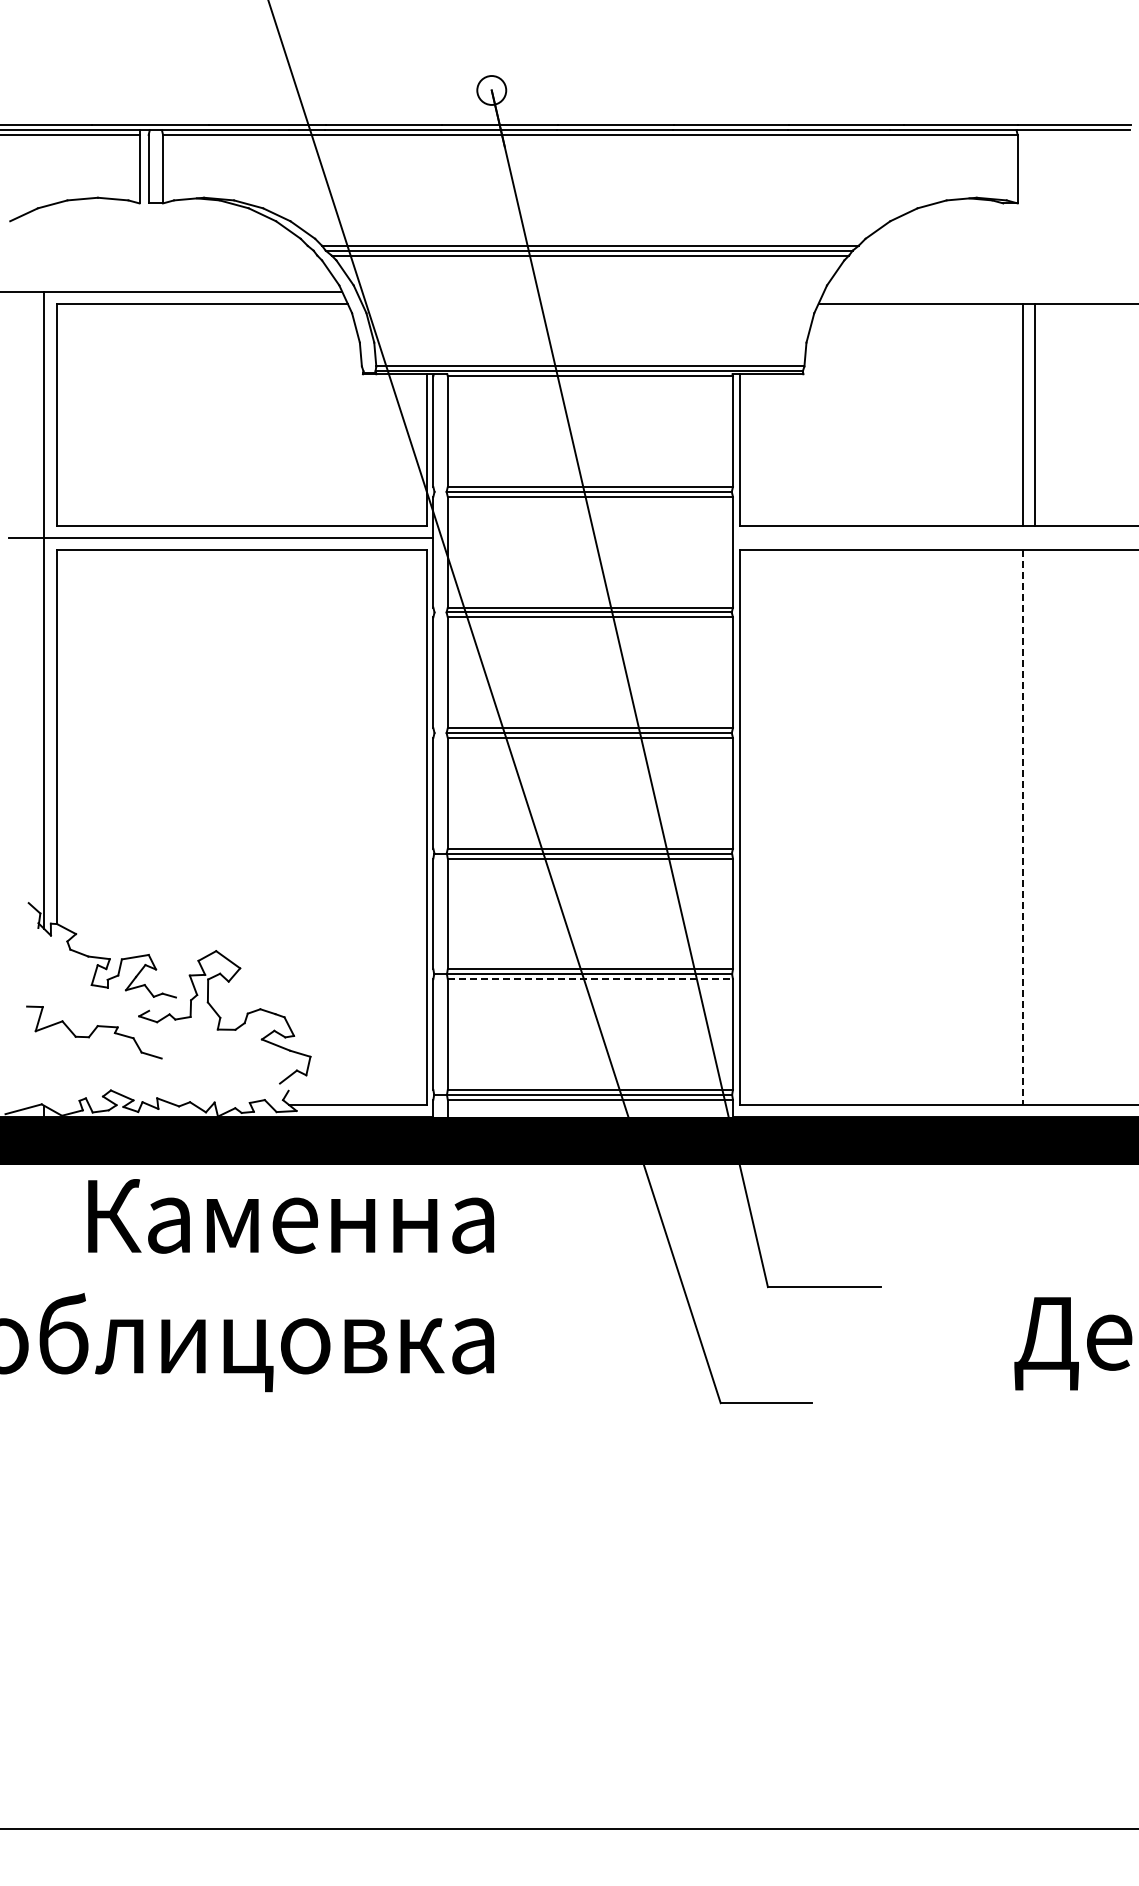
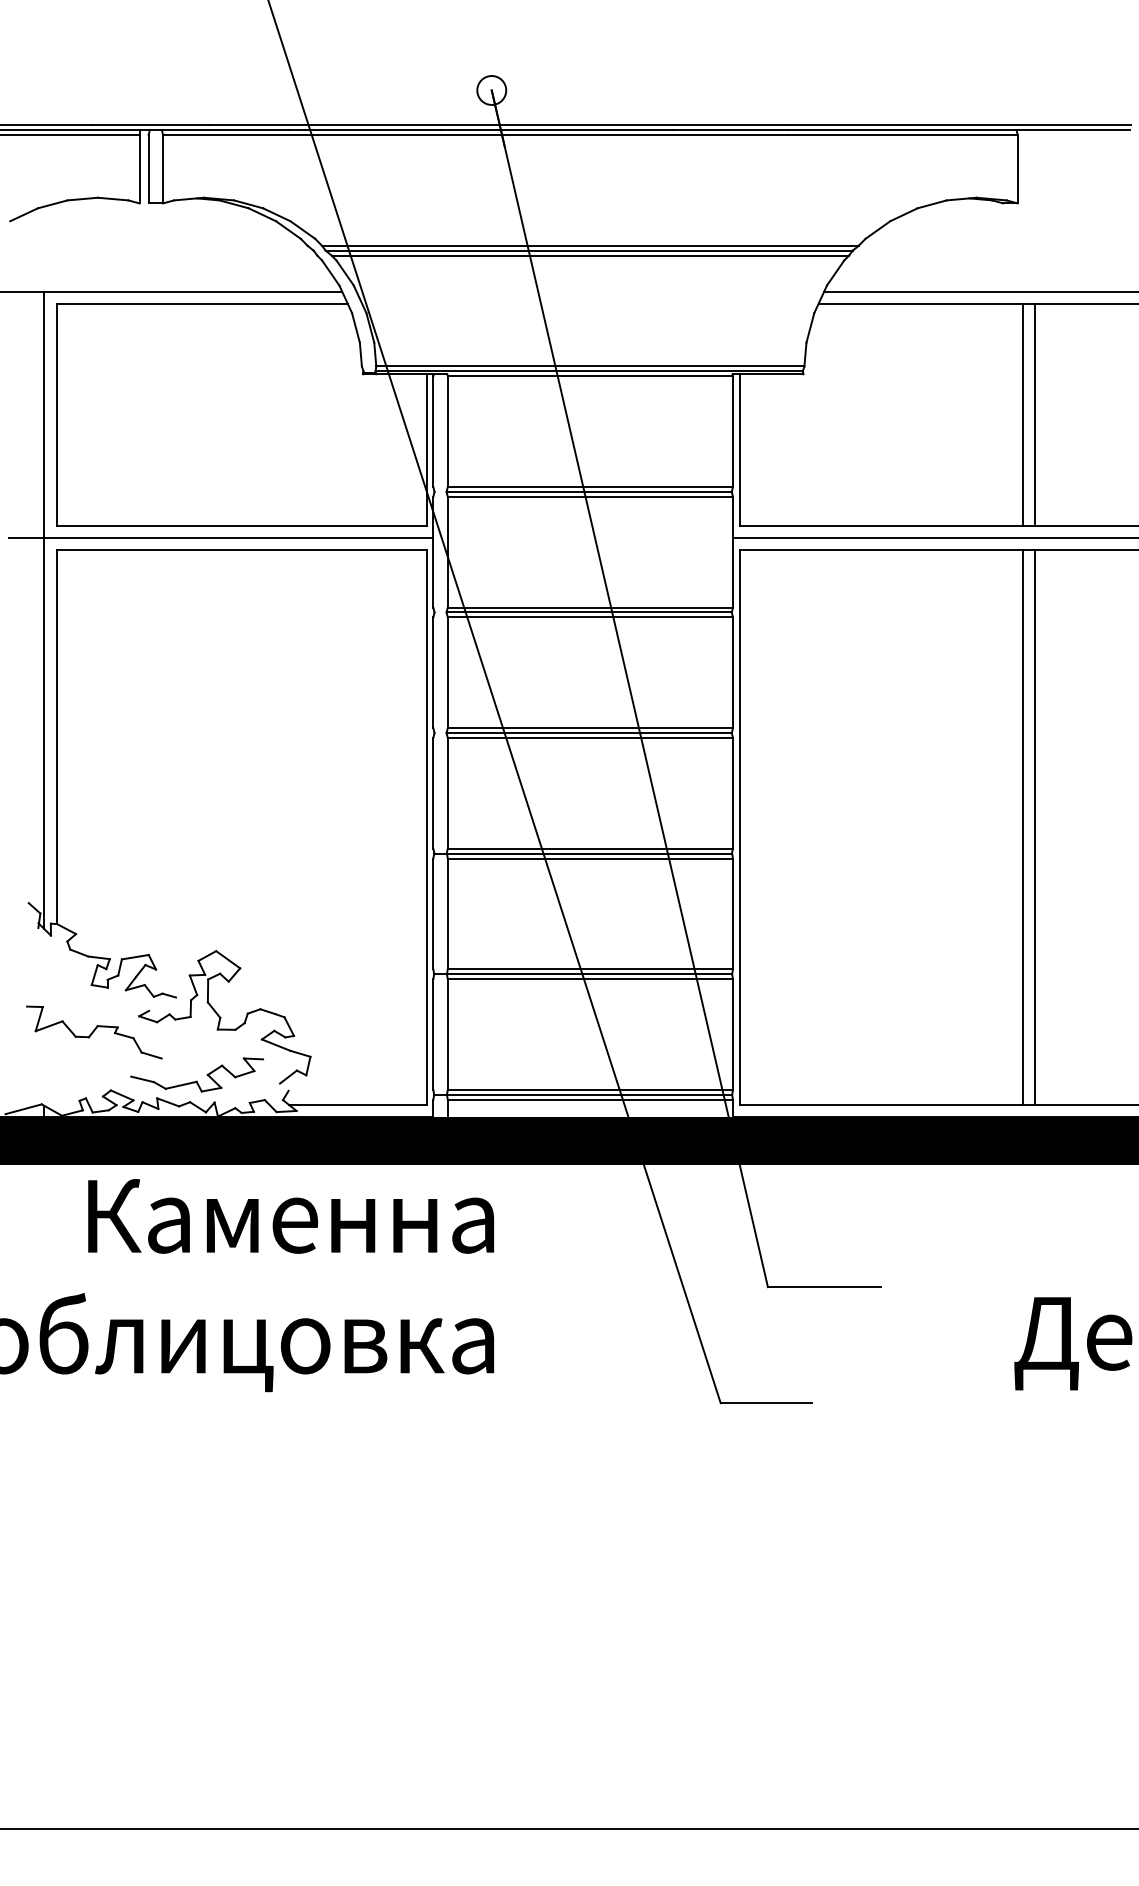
line: none -> present (979, 291)
line: none -> present (934, 537)
line: none -> present (1034, 826)
line: dashed -> solid (1022, 827)
line: dashed -> solid (590, 979)
part: none -> present (196, 1074)
